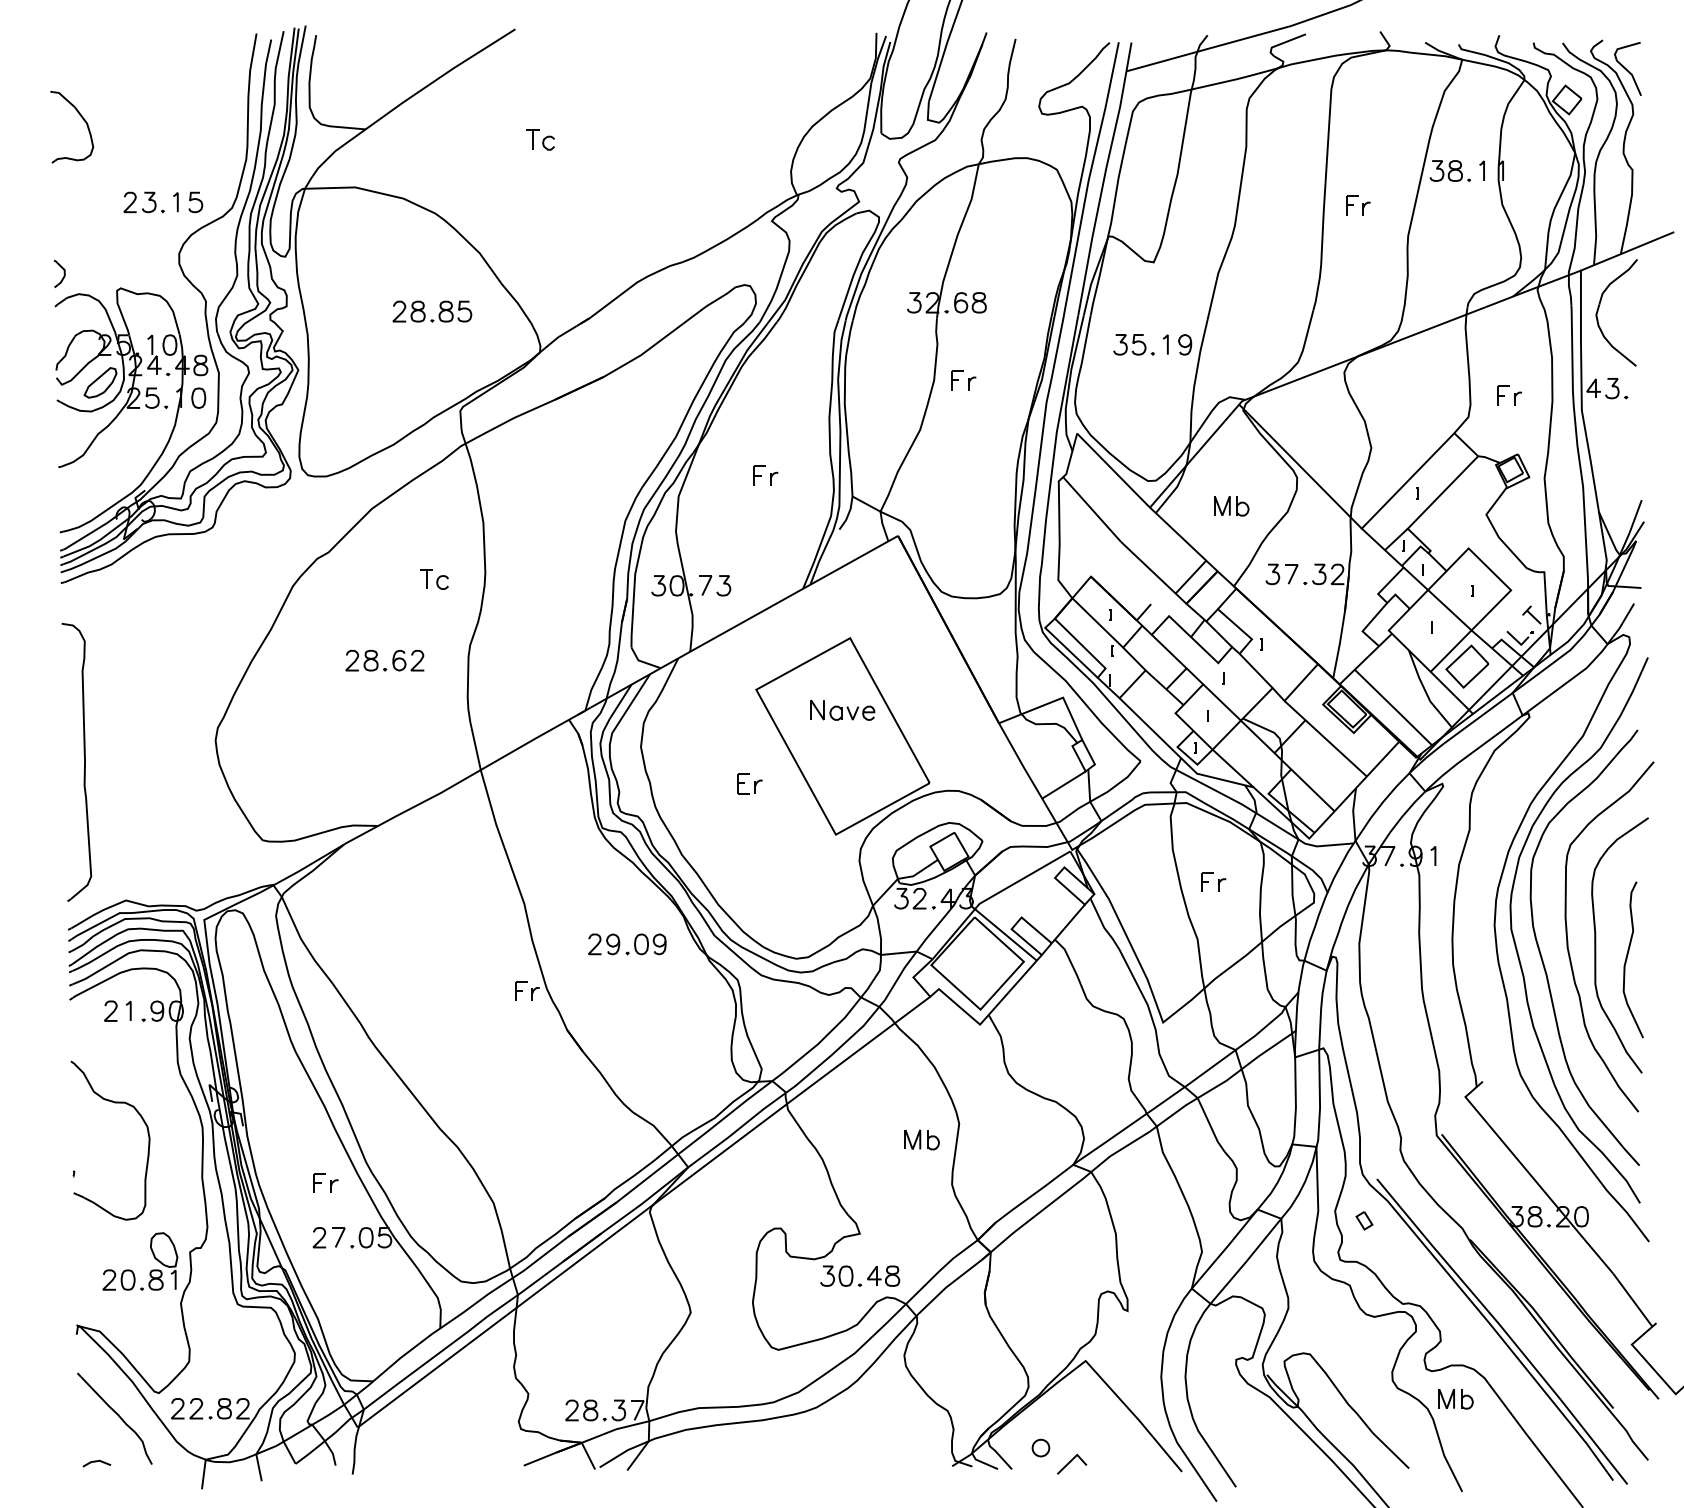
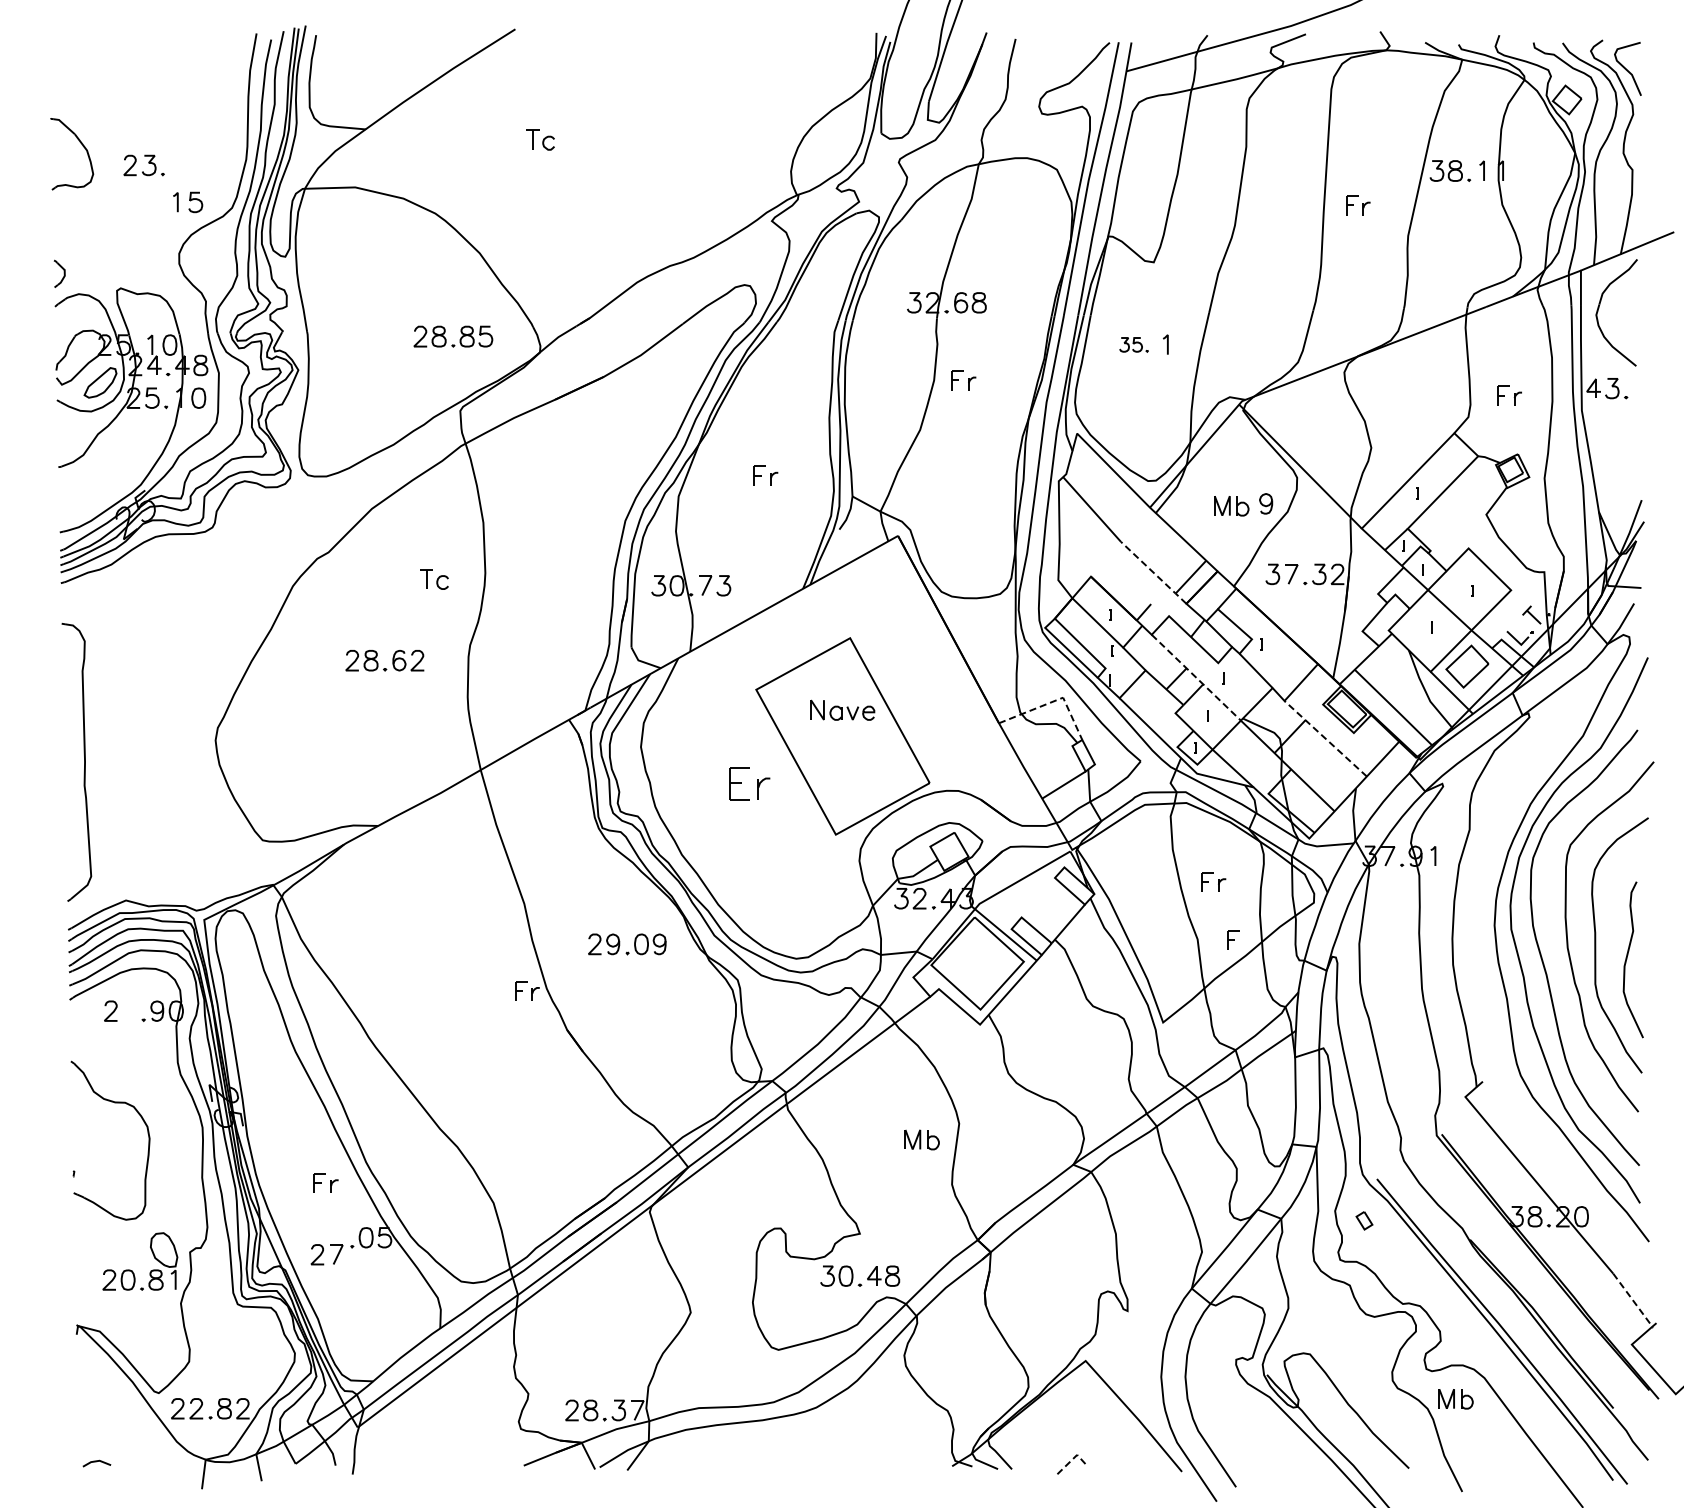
part position: (82, 119) -> (82, 146) (82, 146)
part position: (143, 202) -> (143, 165) (143, 165)
part position: (438, 314) -> (459, 339) (459, 339)
part size: 42x22 px -> 30x16 px (1133, 344)
part position: (1185, 344) -> (1266, 503) (1266, 503)
line: solid -> dashed (1154, 573)
line: solid -> dashed (1197, 678)
line: solid -> dashed (1053, 701)
line: solid -> dashed (1326, 739)
part size: 26x22 px -> 42x34 px (749, 783)
part: none -> present (1233, 939)
line: present -> none (129, 1010)
part position: (328, 1237) -> (326, 1254) (326, 1254)
line: solid -> dashed (1633, 1300)
part: present -> none (114, 1418)
part: present -> none (1040, 1447)
line: solid -> dashed (1072, 1459)
